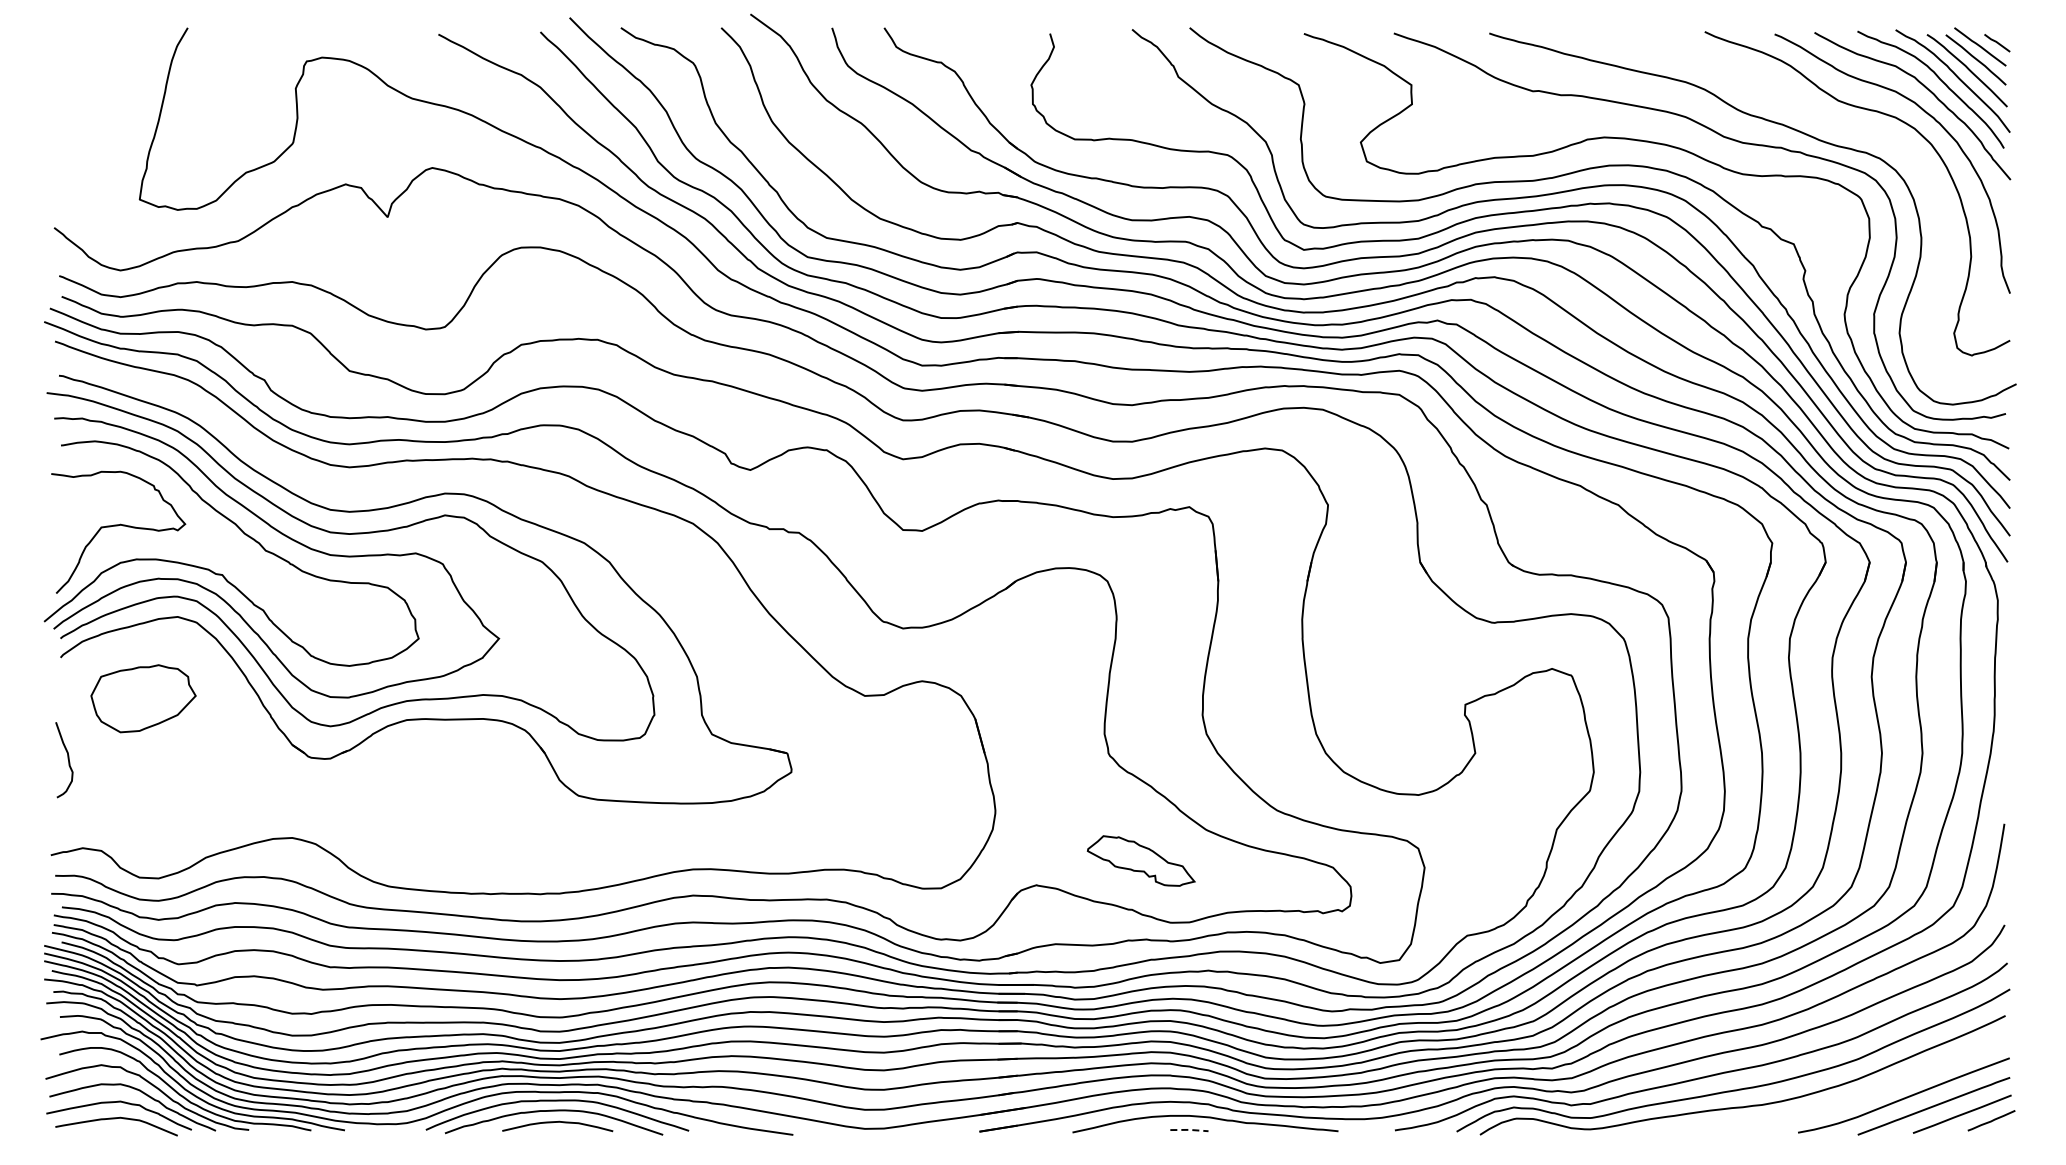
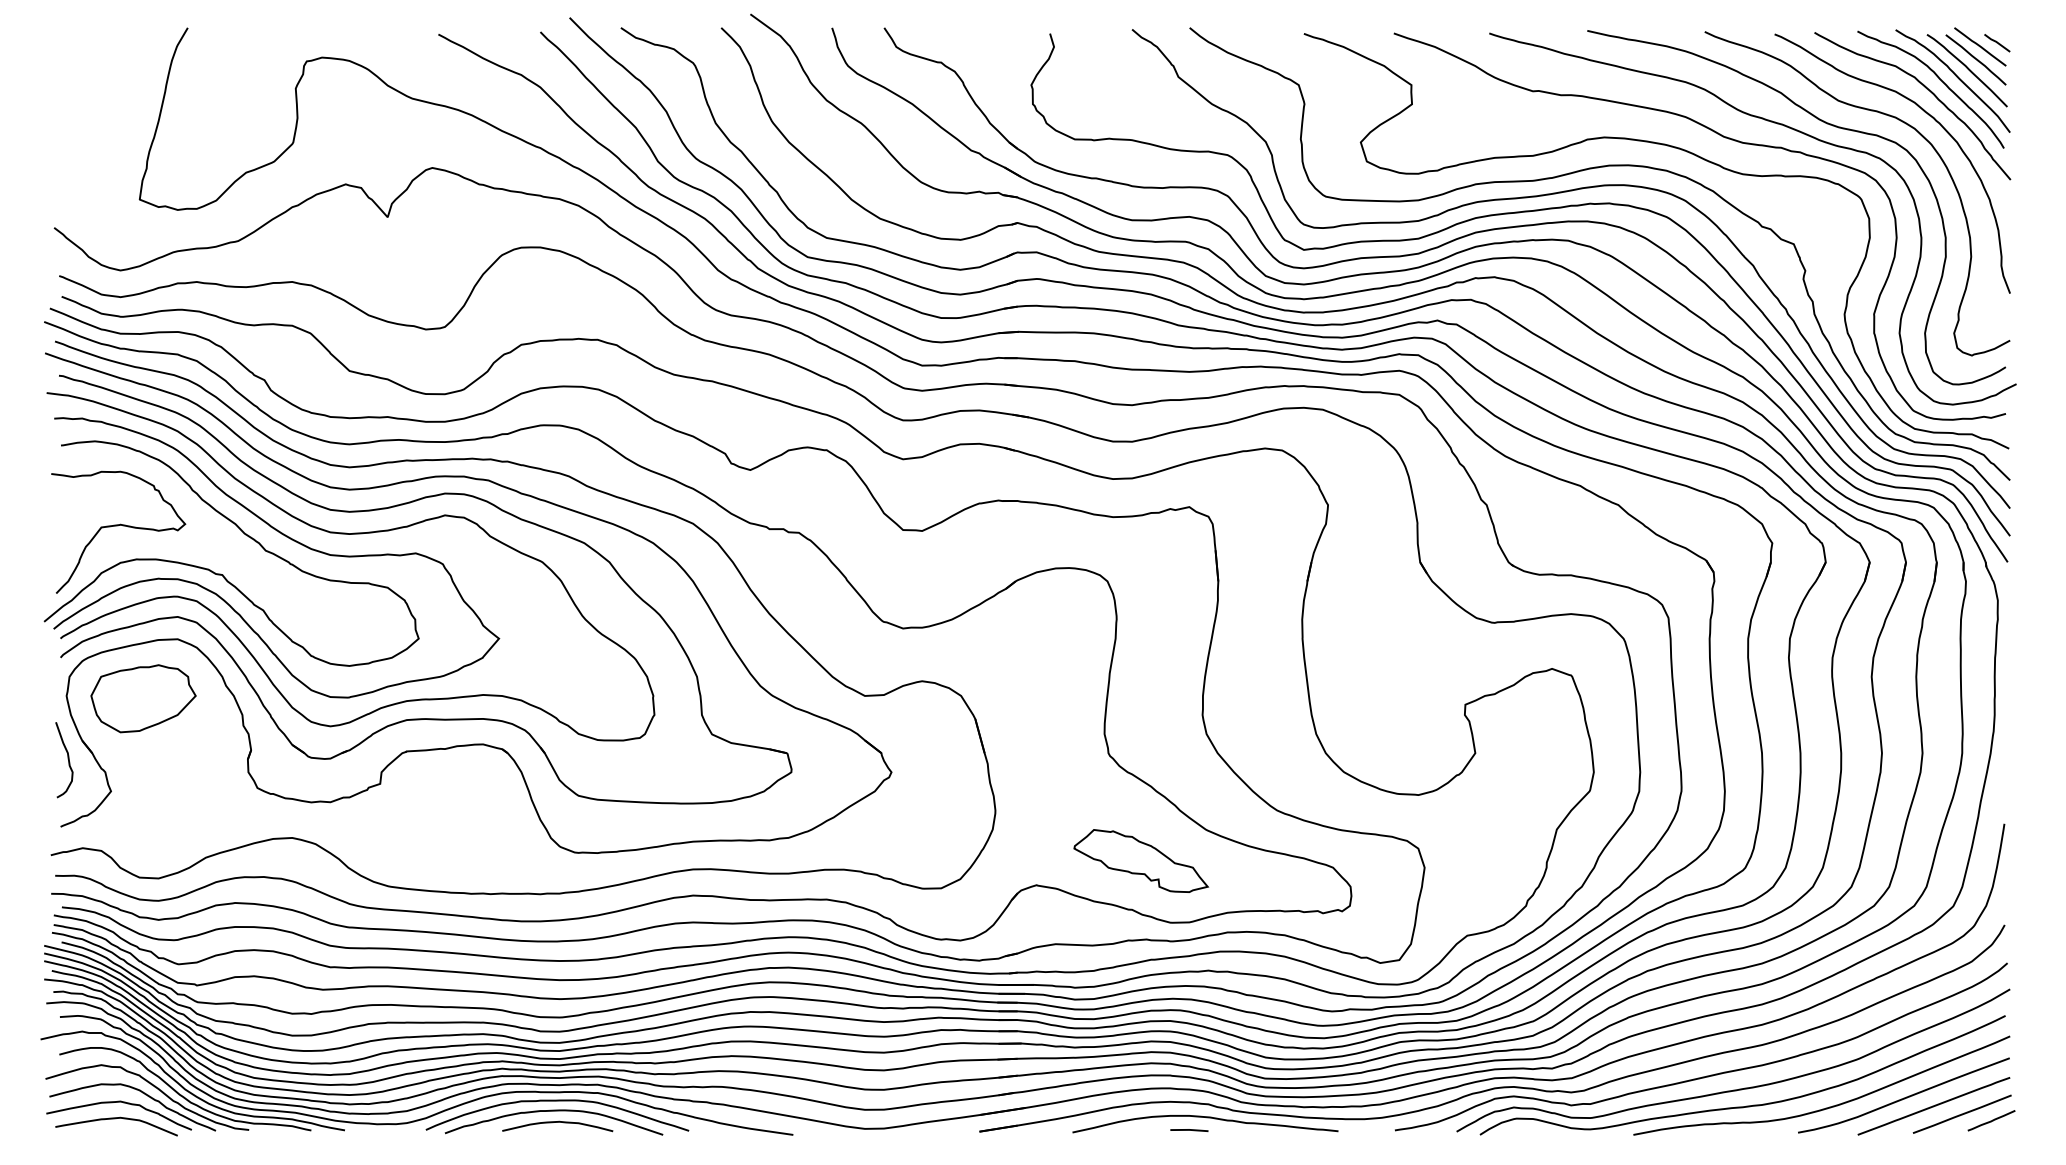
curve: none -> present (1829, 125)
part: none -> present (513, 491)
part size: 109x52 px -> 137x64 px (1141, 860)
curve: none -> present (1825, 1107)
line: dashed -> solid (1189, 1129)
